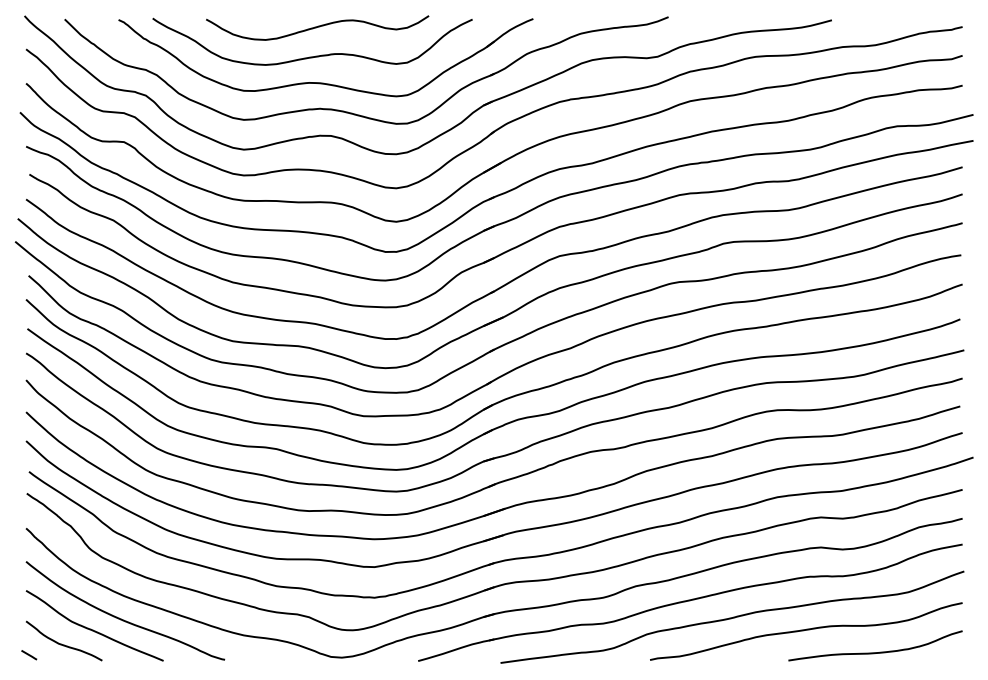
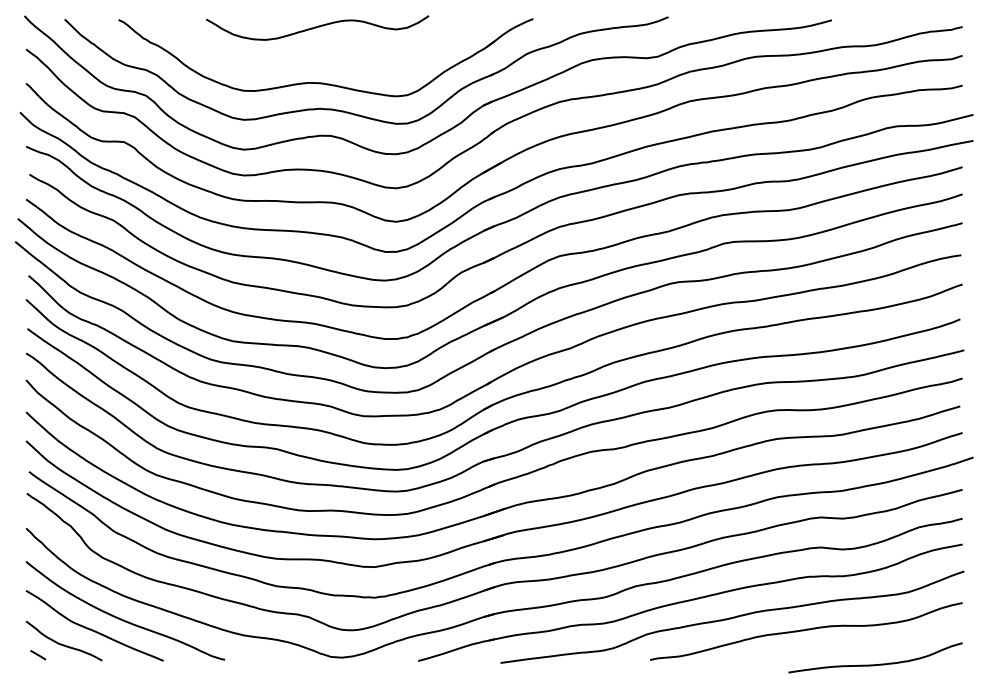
curve: present -> none (315, 55)
curve position: (875, 652) -> (875, 664) (875, 664)
line position: (29, 655) -> (38, 655) (38, 655)
